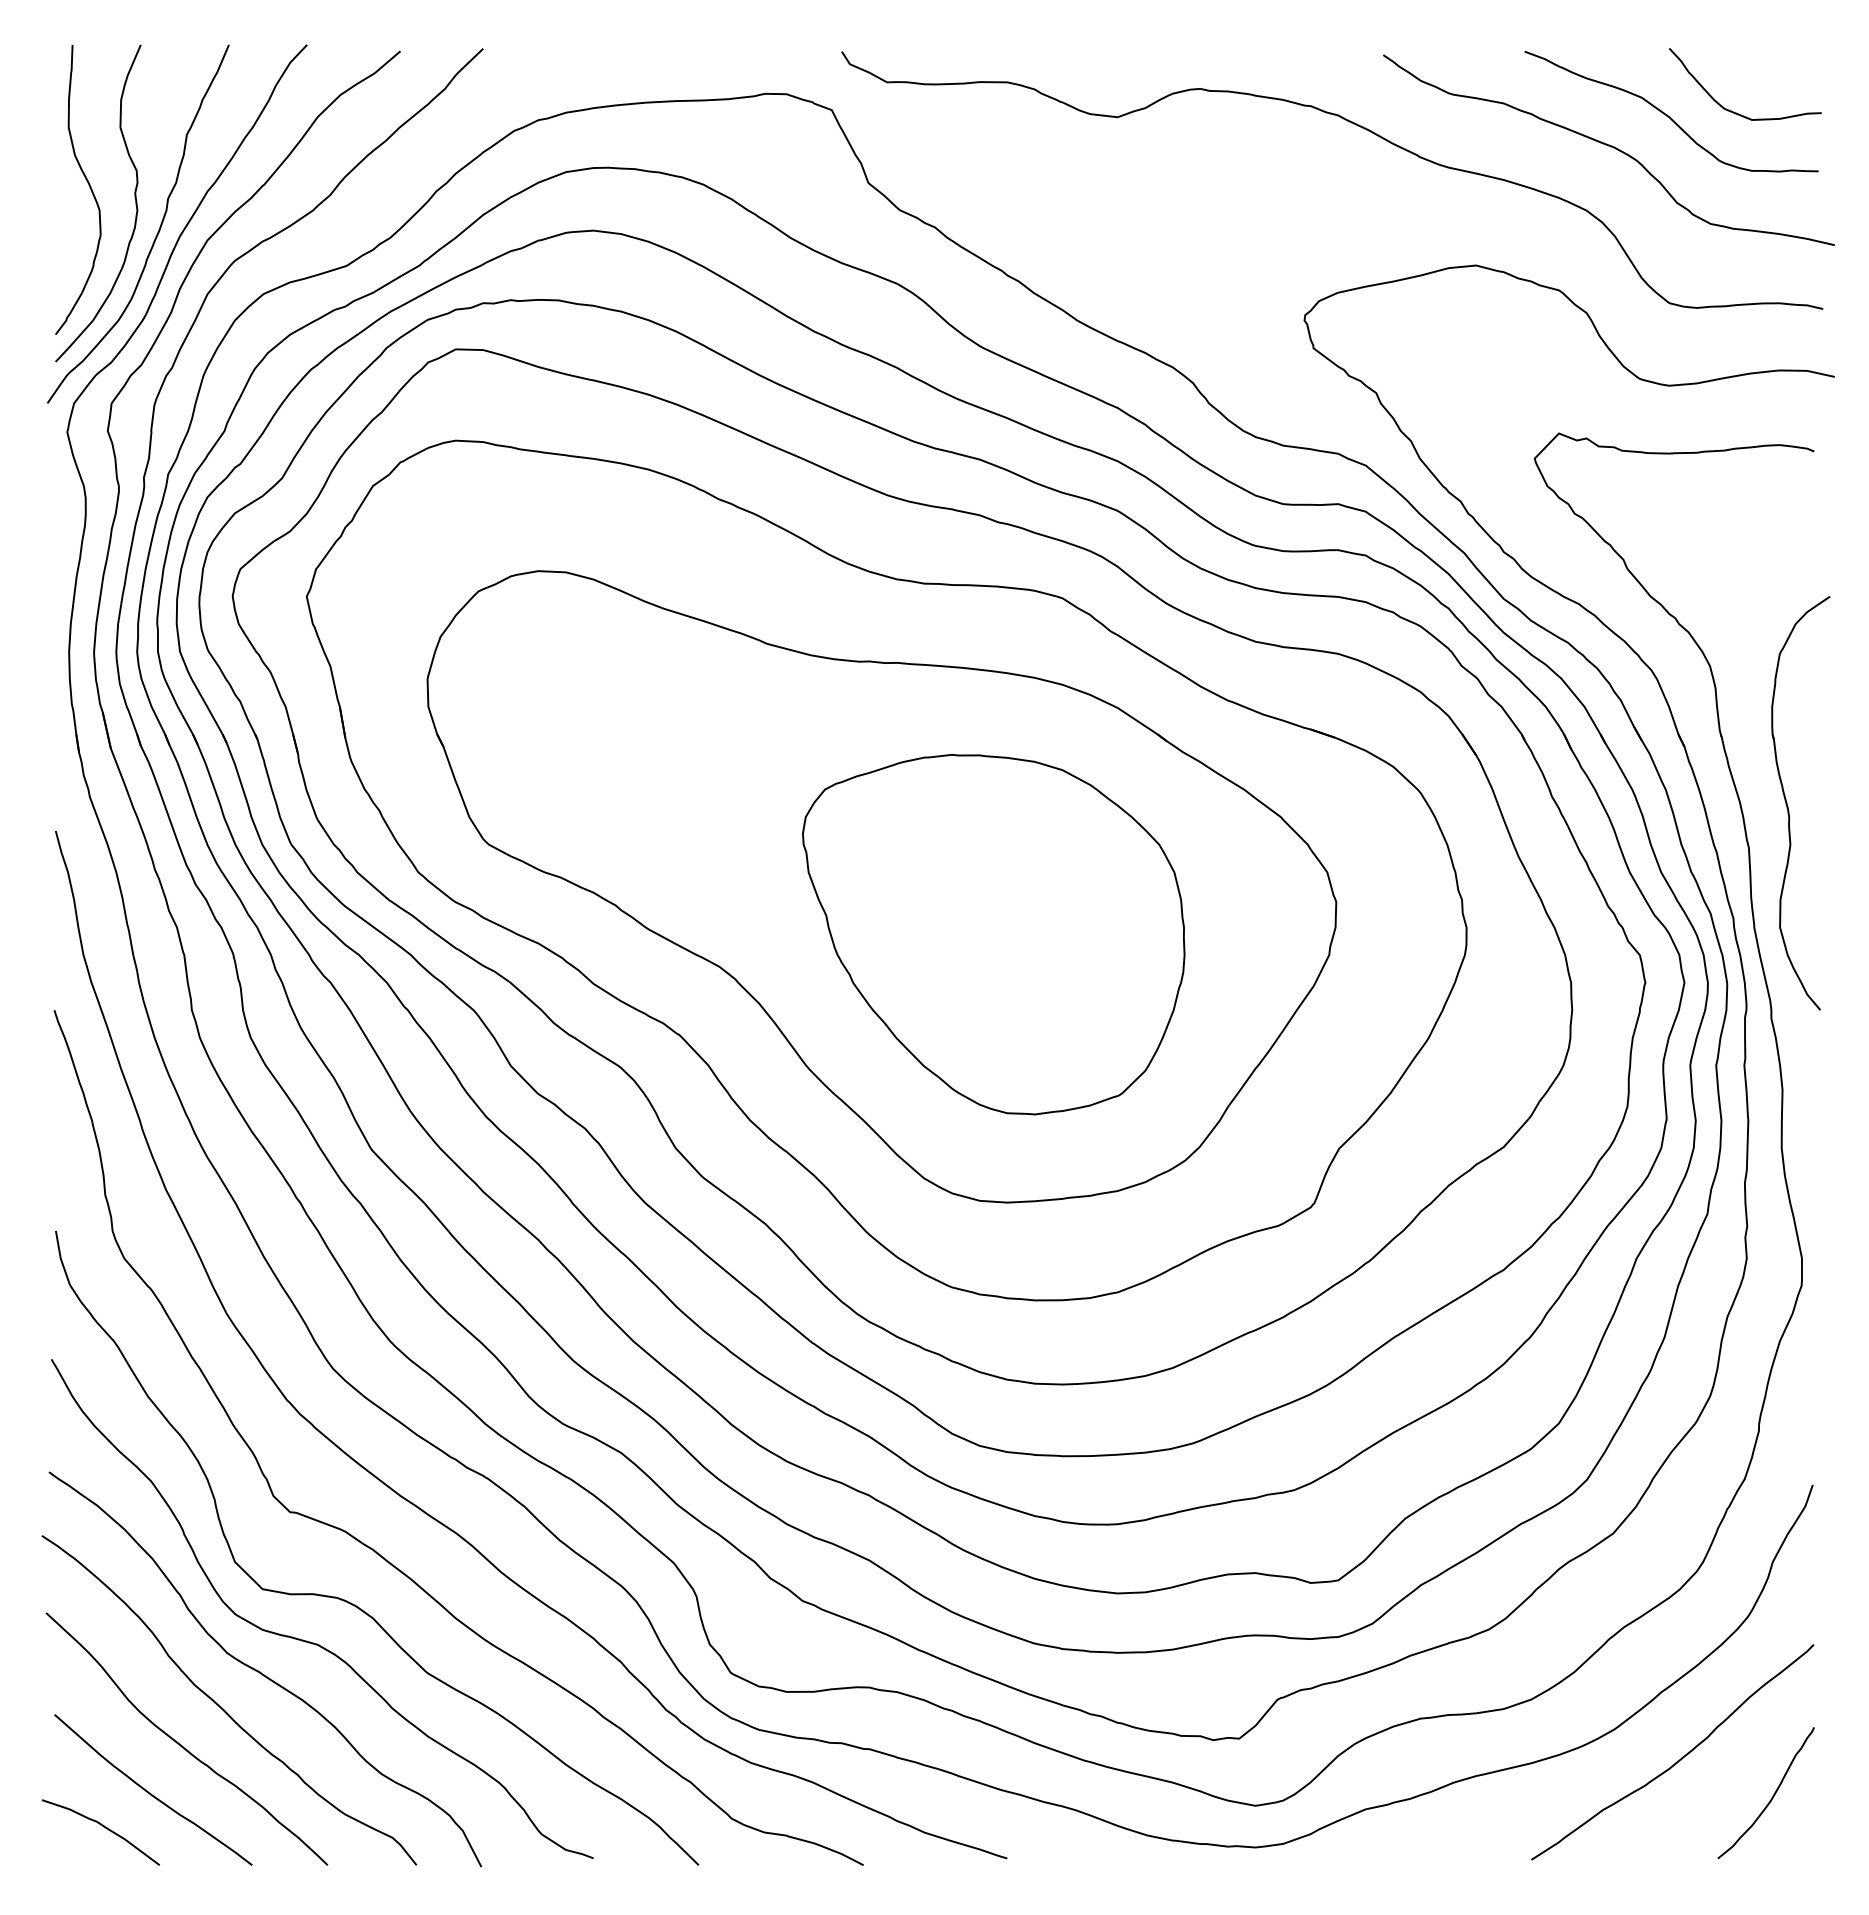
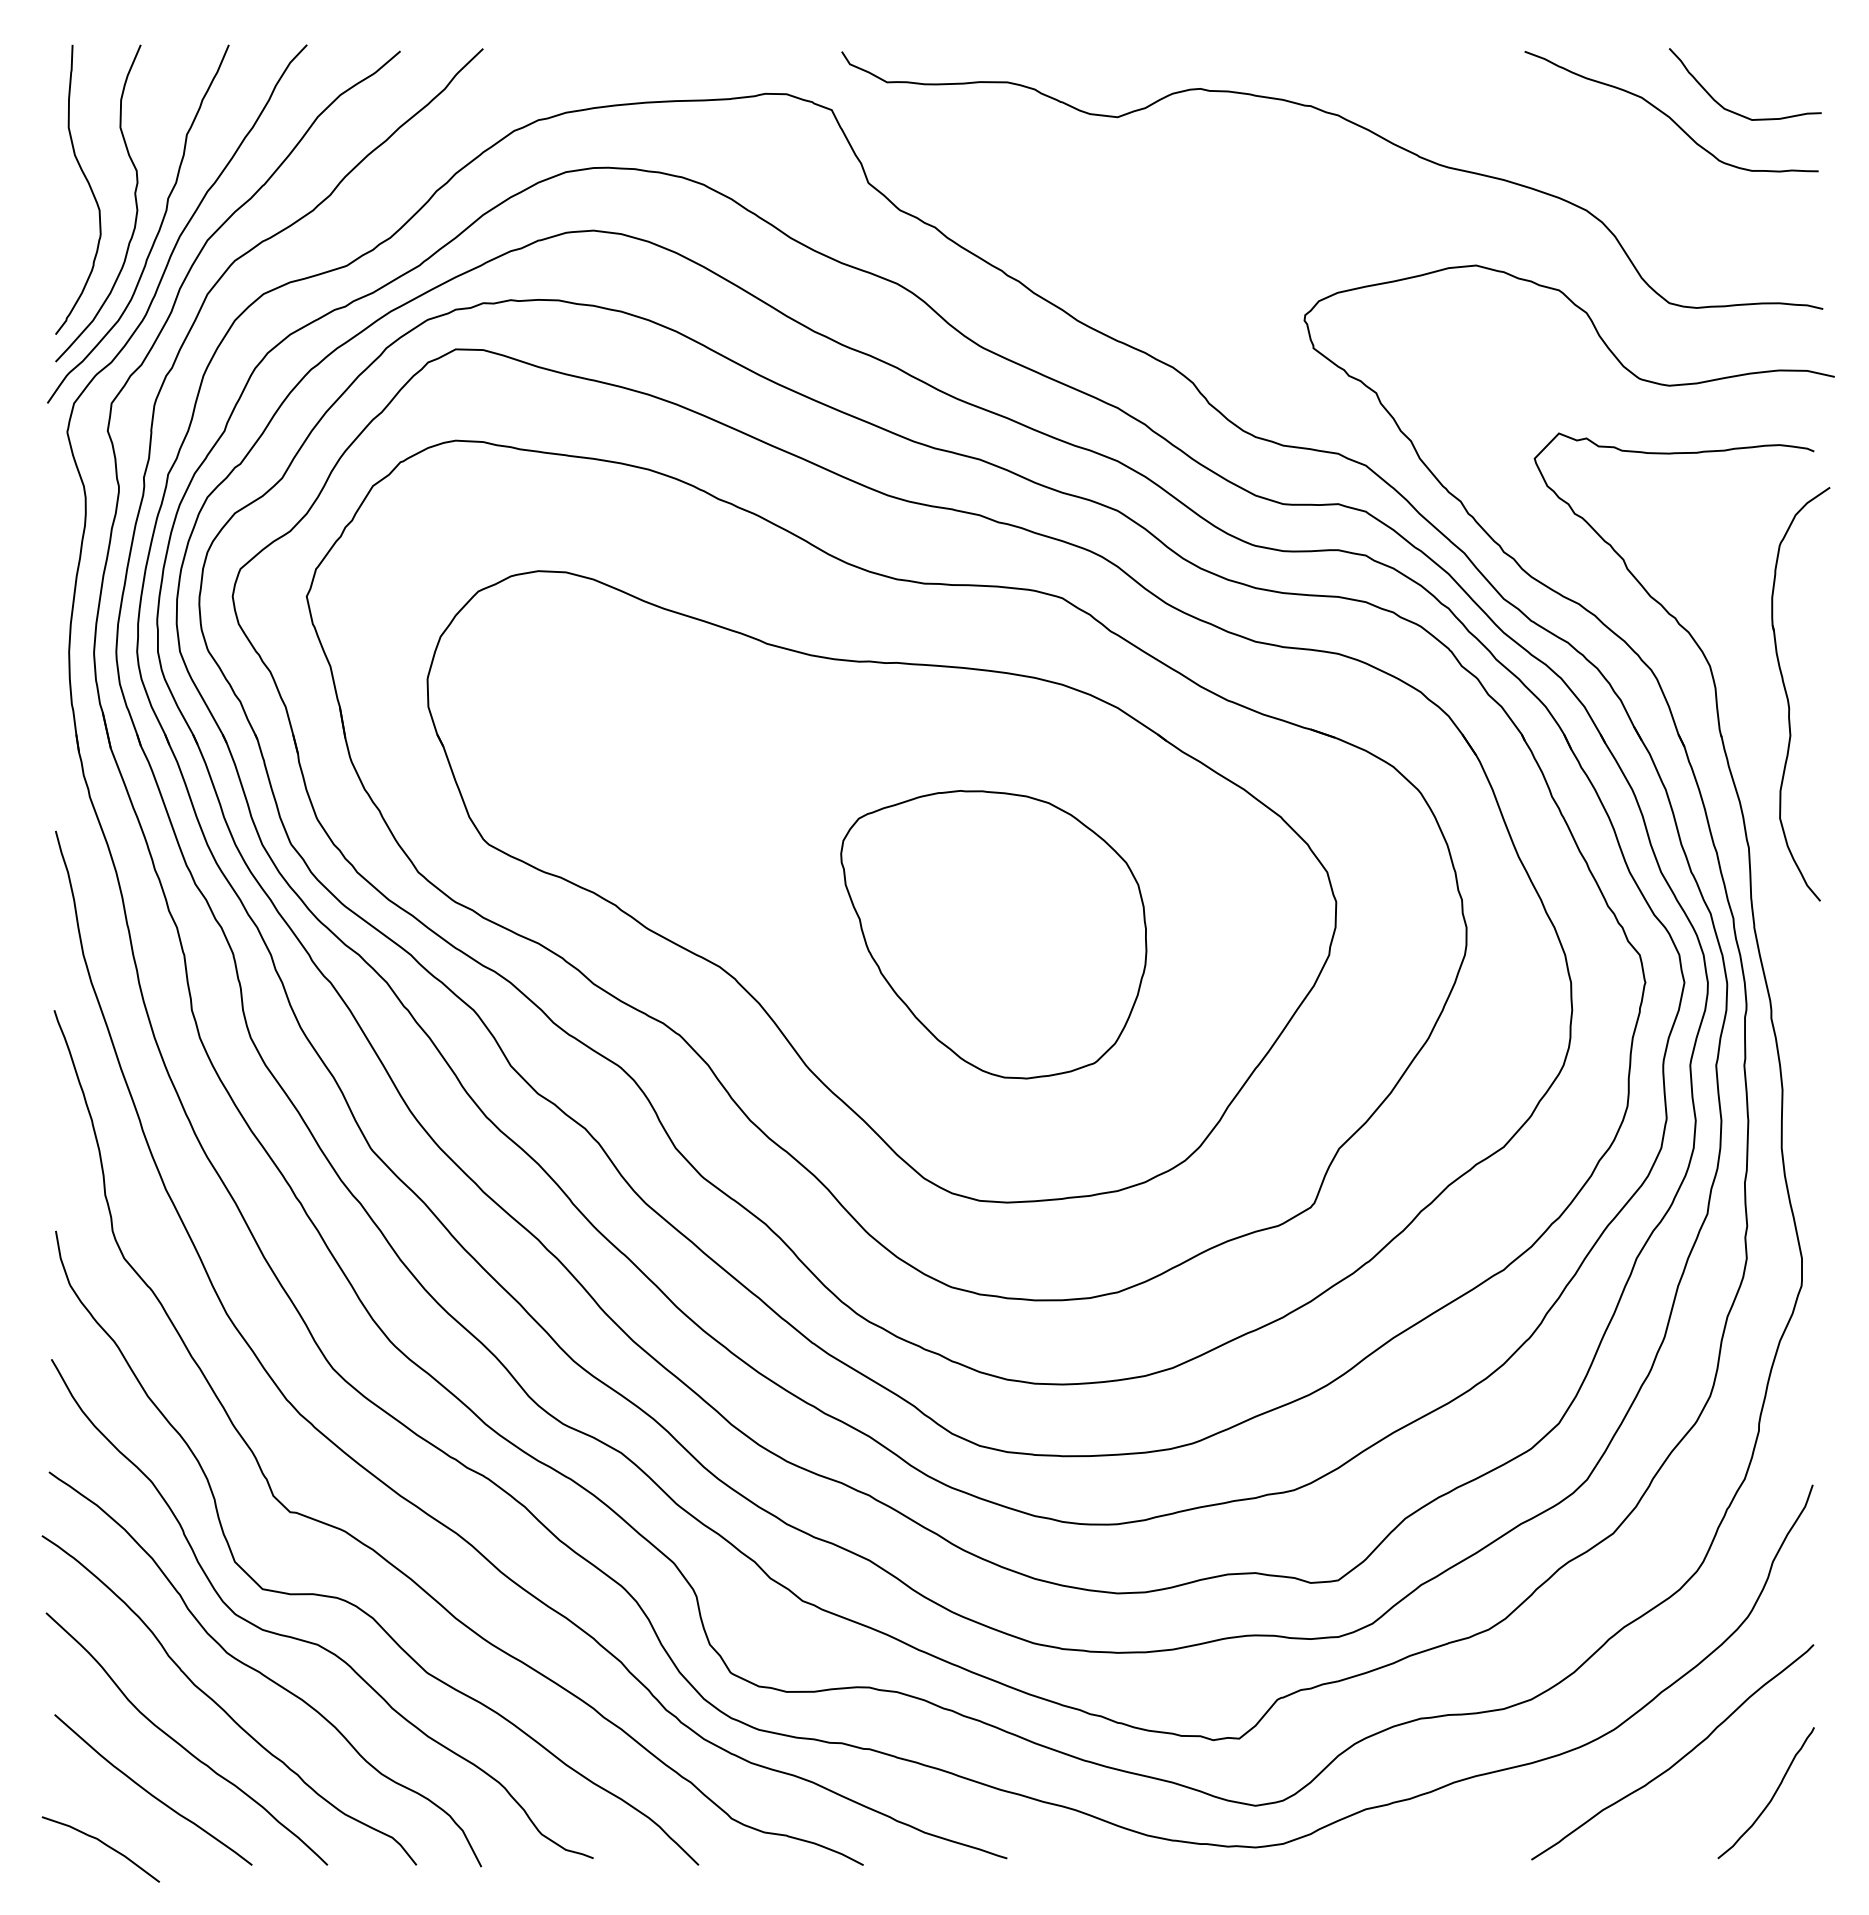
curve: present -> none (1608, 146)
part position: (1788, 806) -> (1788, 697) (1788, 697)
part size: 384x362 px -> 308x290 px (993, 934)
curve position: (103, 1827) -> (103, 1844) (103, 1844)
